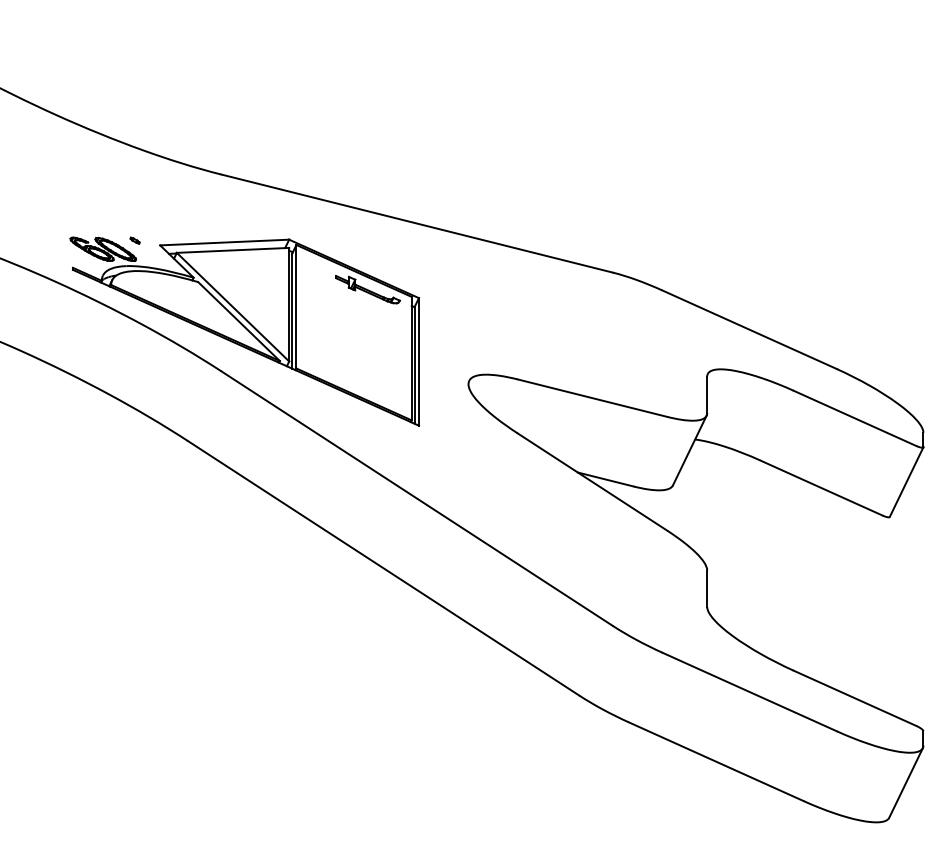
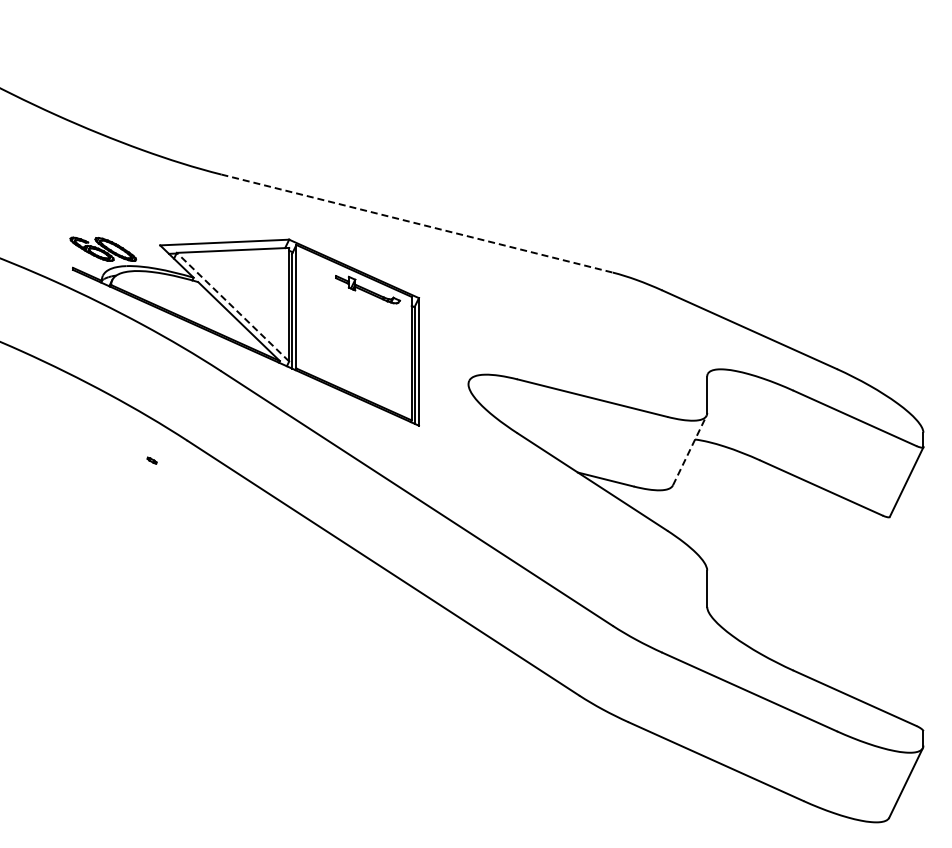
line: solid -> dashed (417, 223)
part position: (134, 240) -> (151, 460) (151, 460)
line: solid -> dashed (232, 306)
line: solid -> dashed (689, 450)
